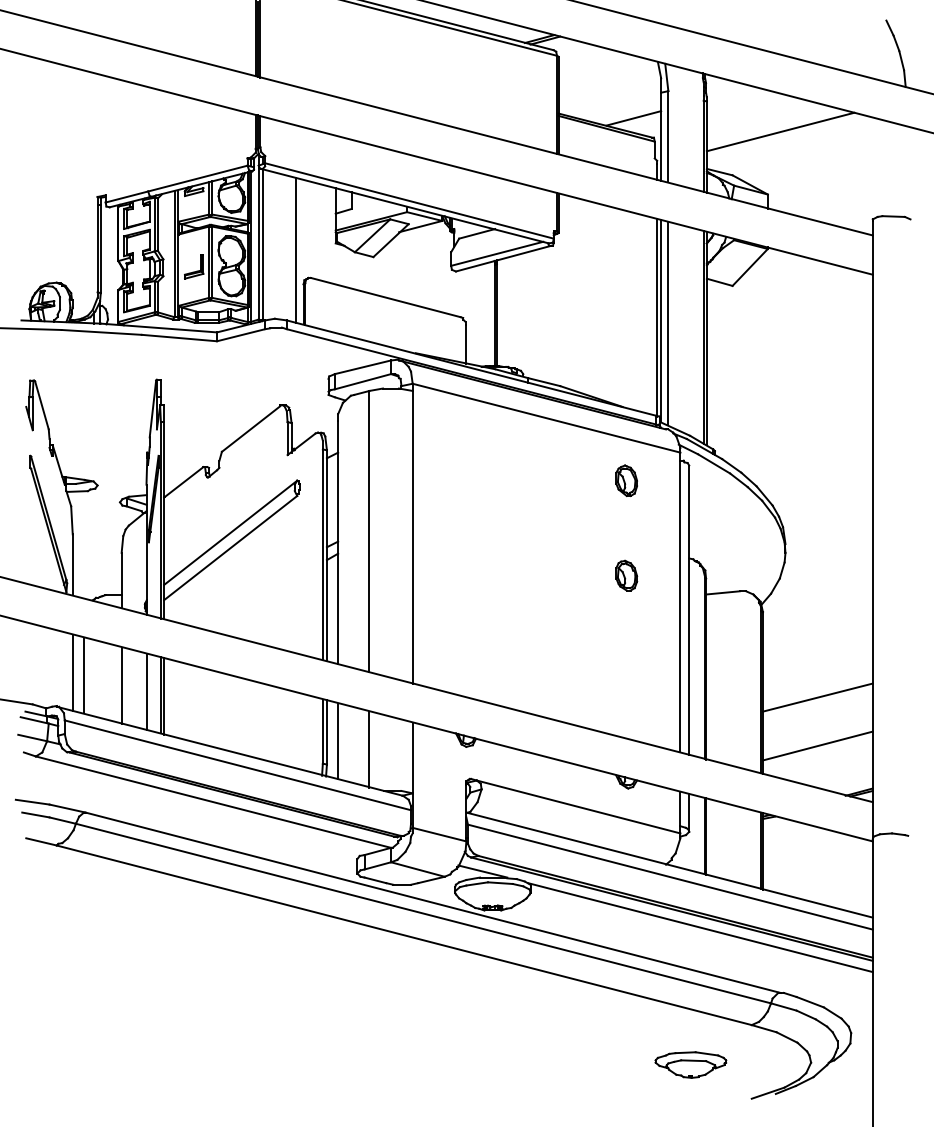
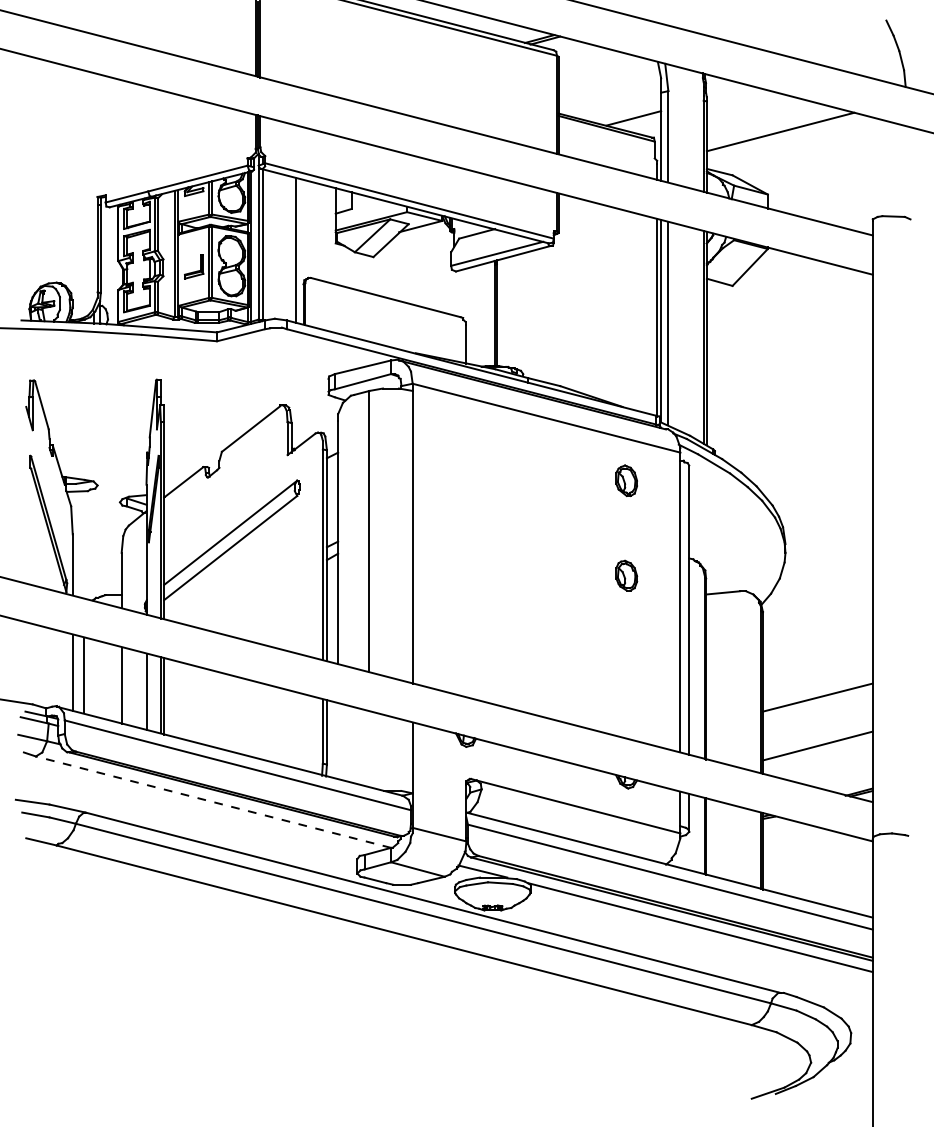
line: present -> none (338, 740)
line: present -> none (369, 749)
line: solid -> dashed (213, 802)
part: present -> none (690, 1064)
